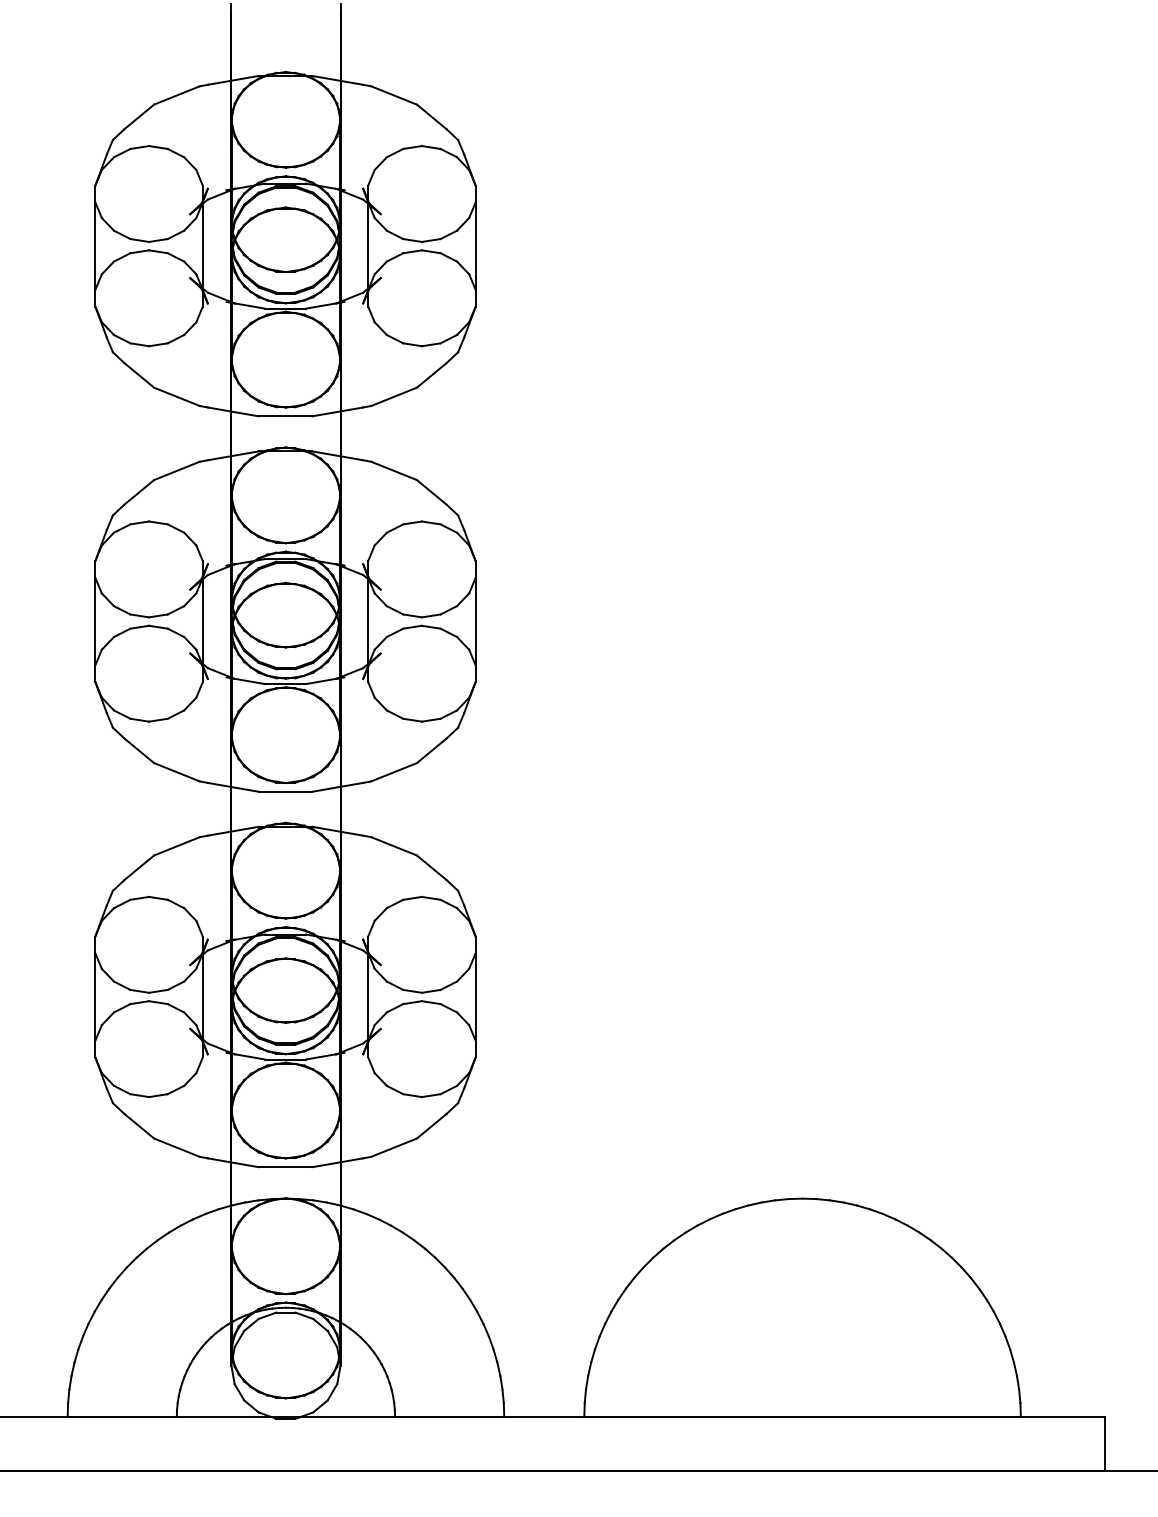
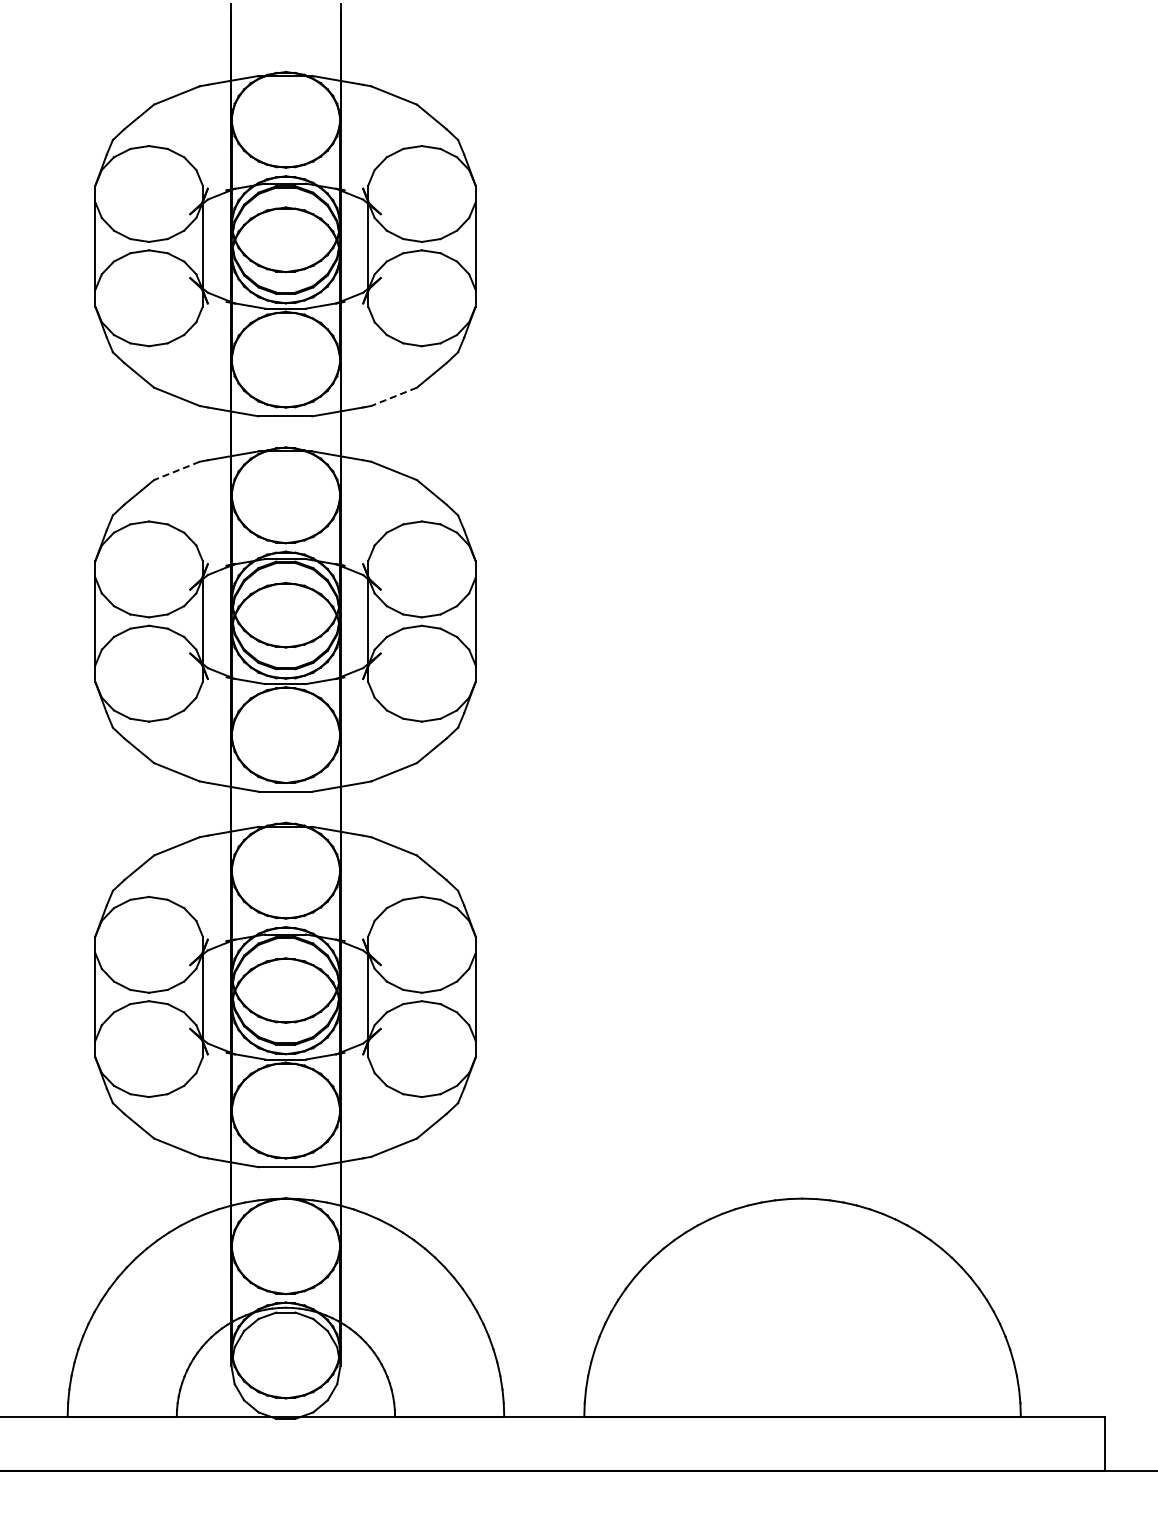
line: solid -> dashed (394, 396)
line: solid -> dashed (176, 470)
